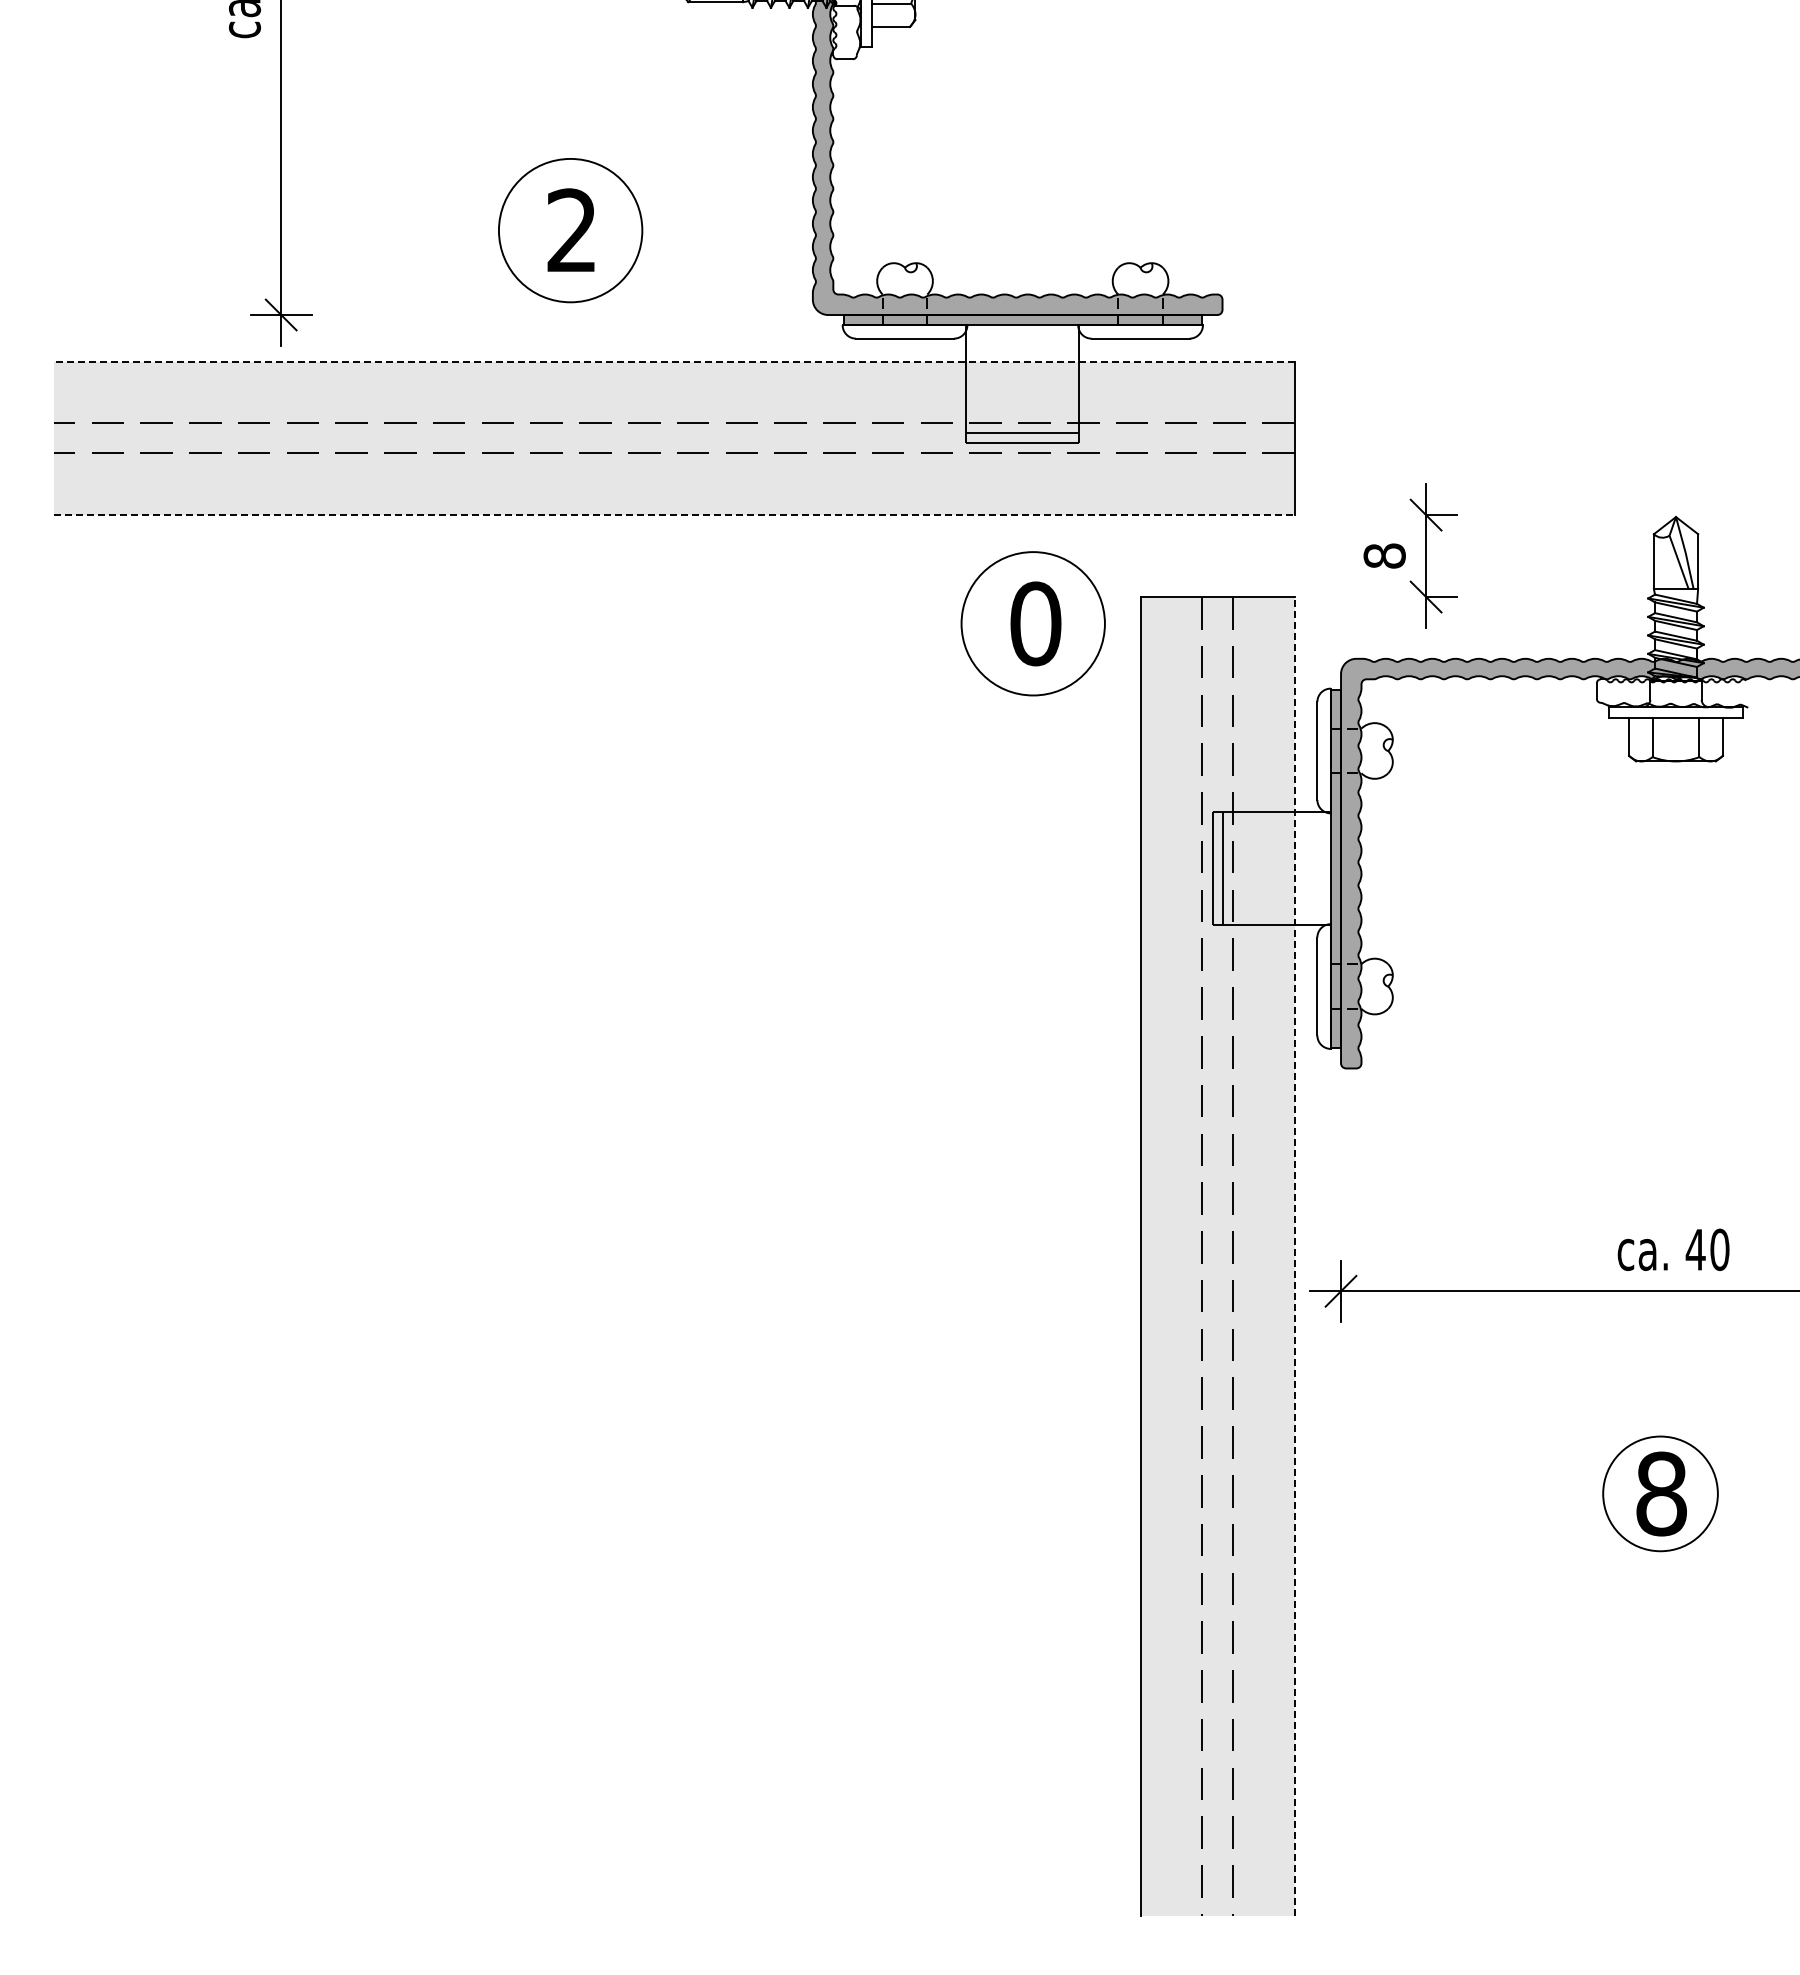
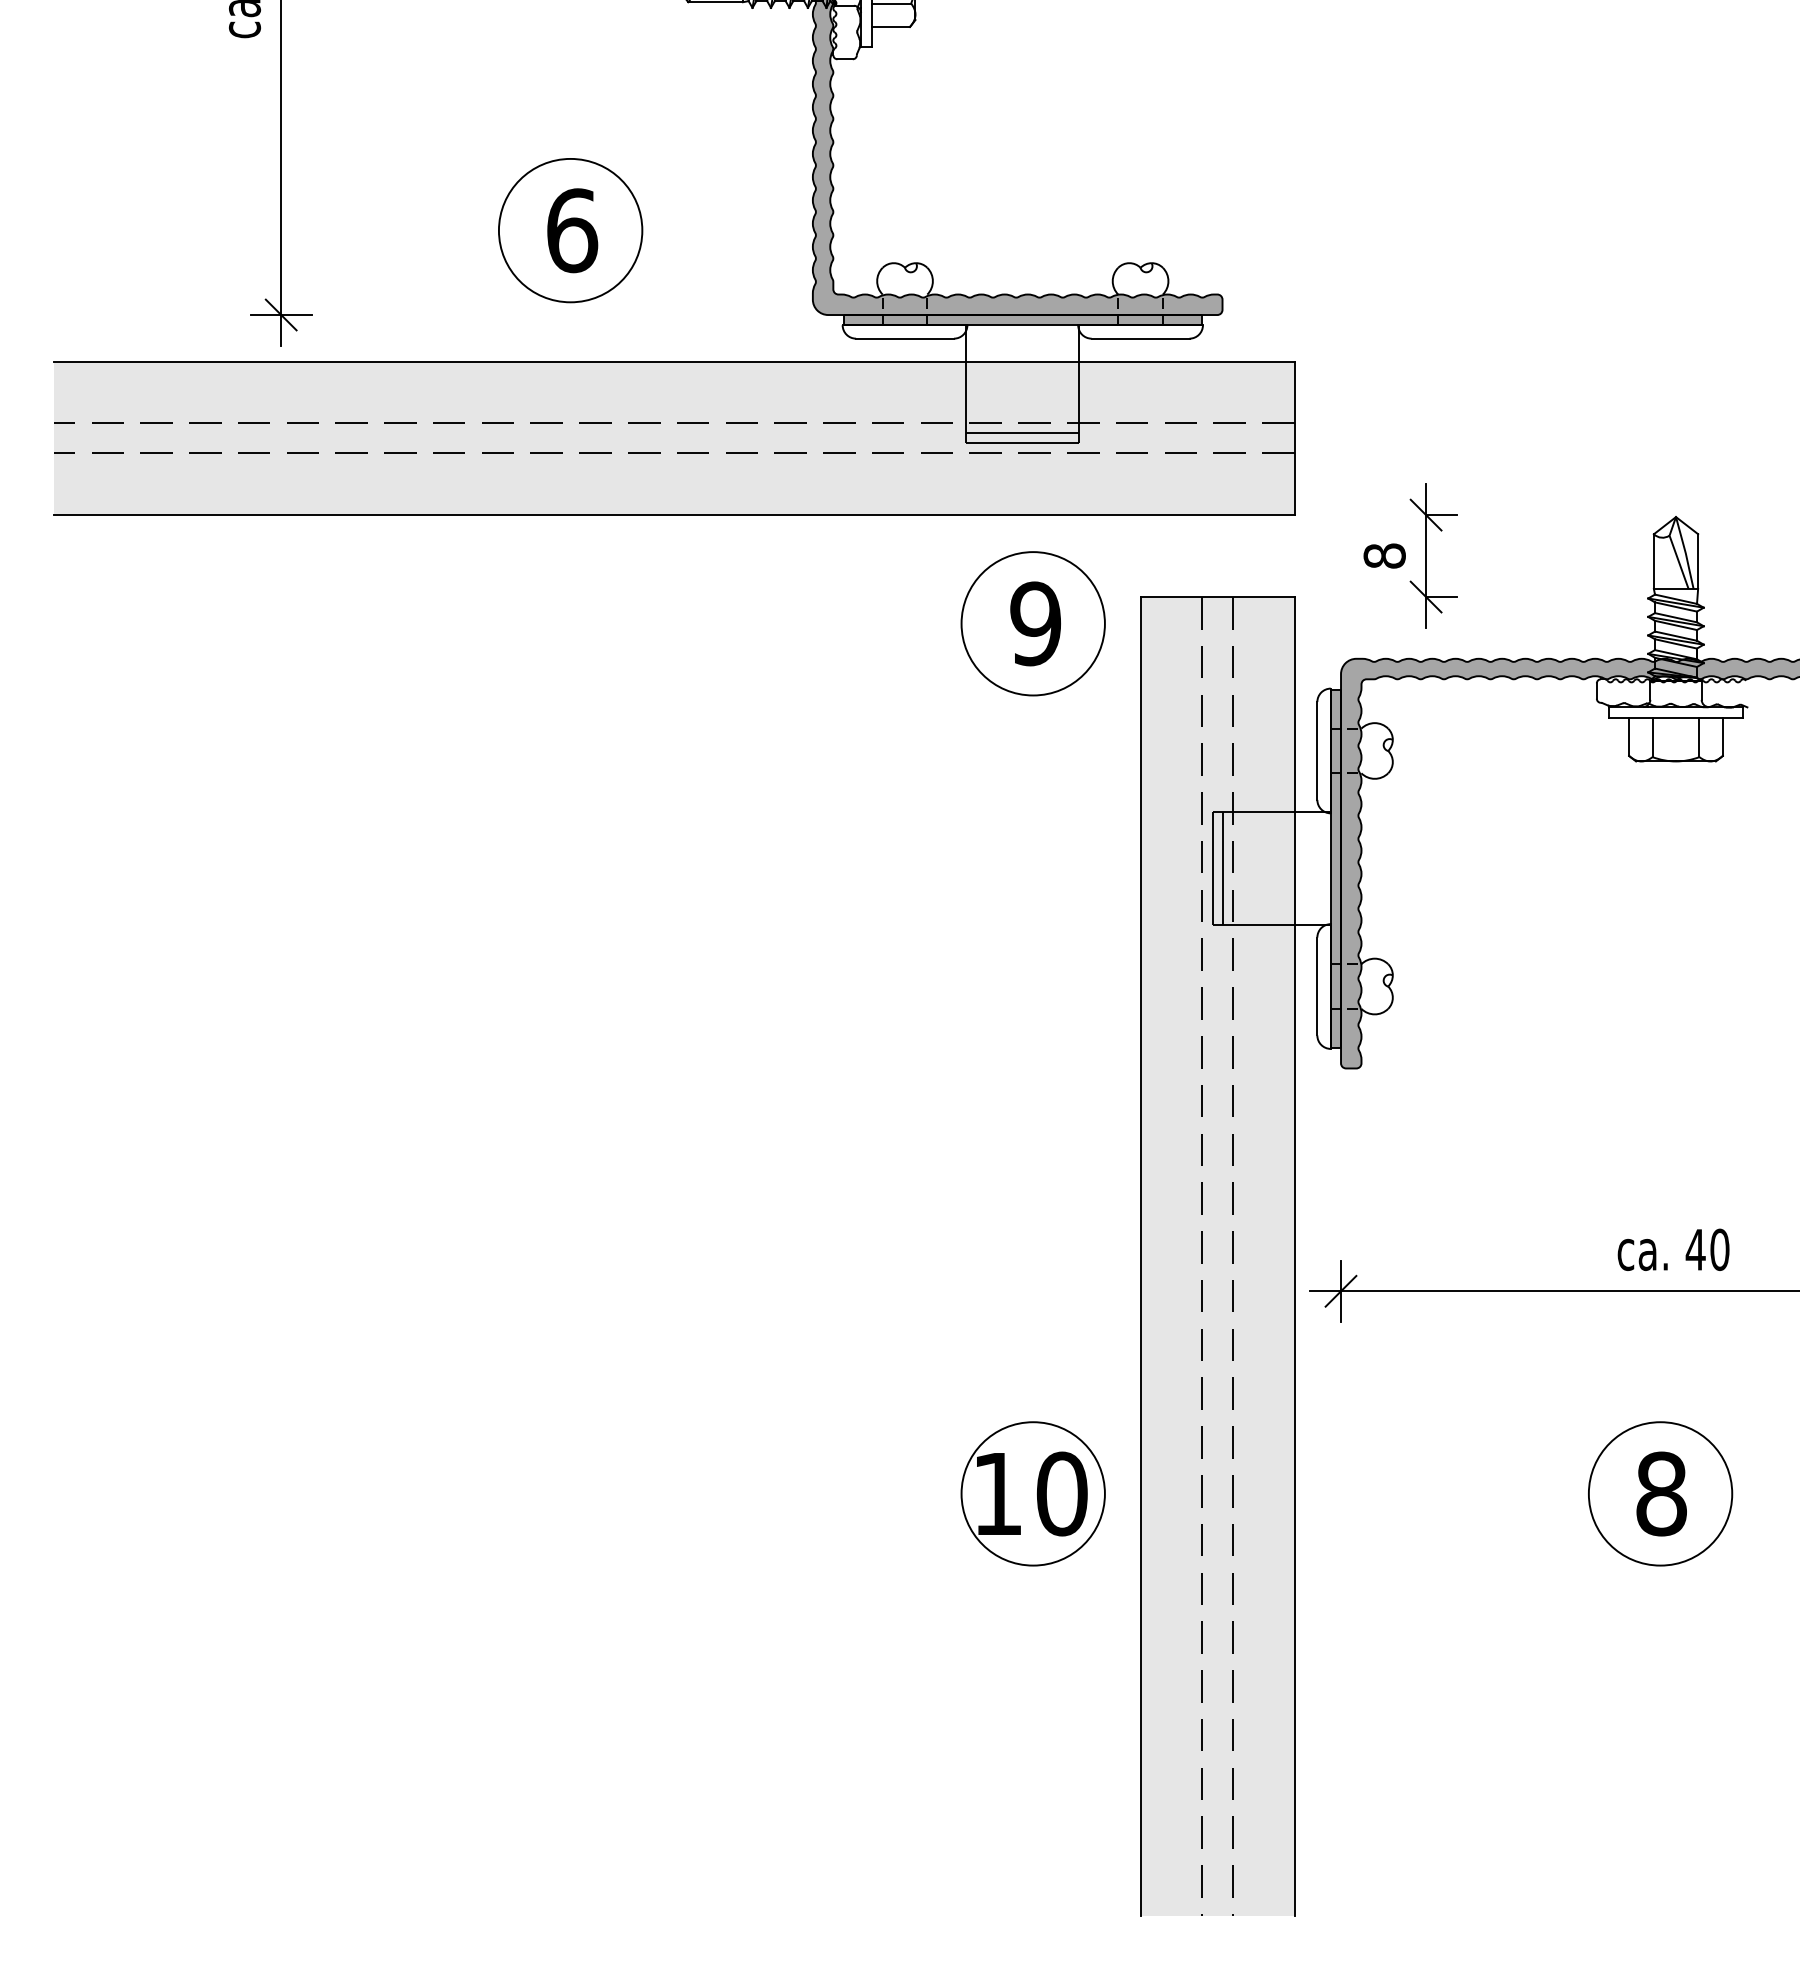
text: 2 -> 6 (572, 230)
line: dashed -> solid (673, 361)
line: dashed -> solid (674, 515)
text: 0 -> 9 (1035, 623)
line: dashed -> solid (1294, 1255)
part: none -> present (1032, 1493)
circle diameter: 115 px -> 143 px (1660, 1493)
